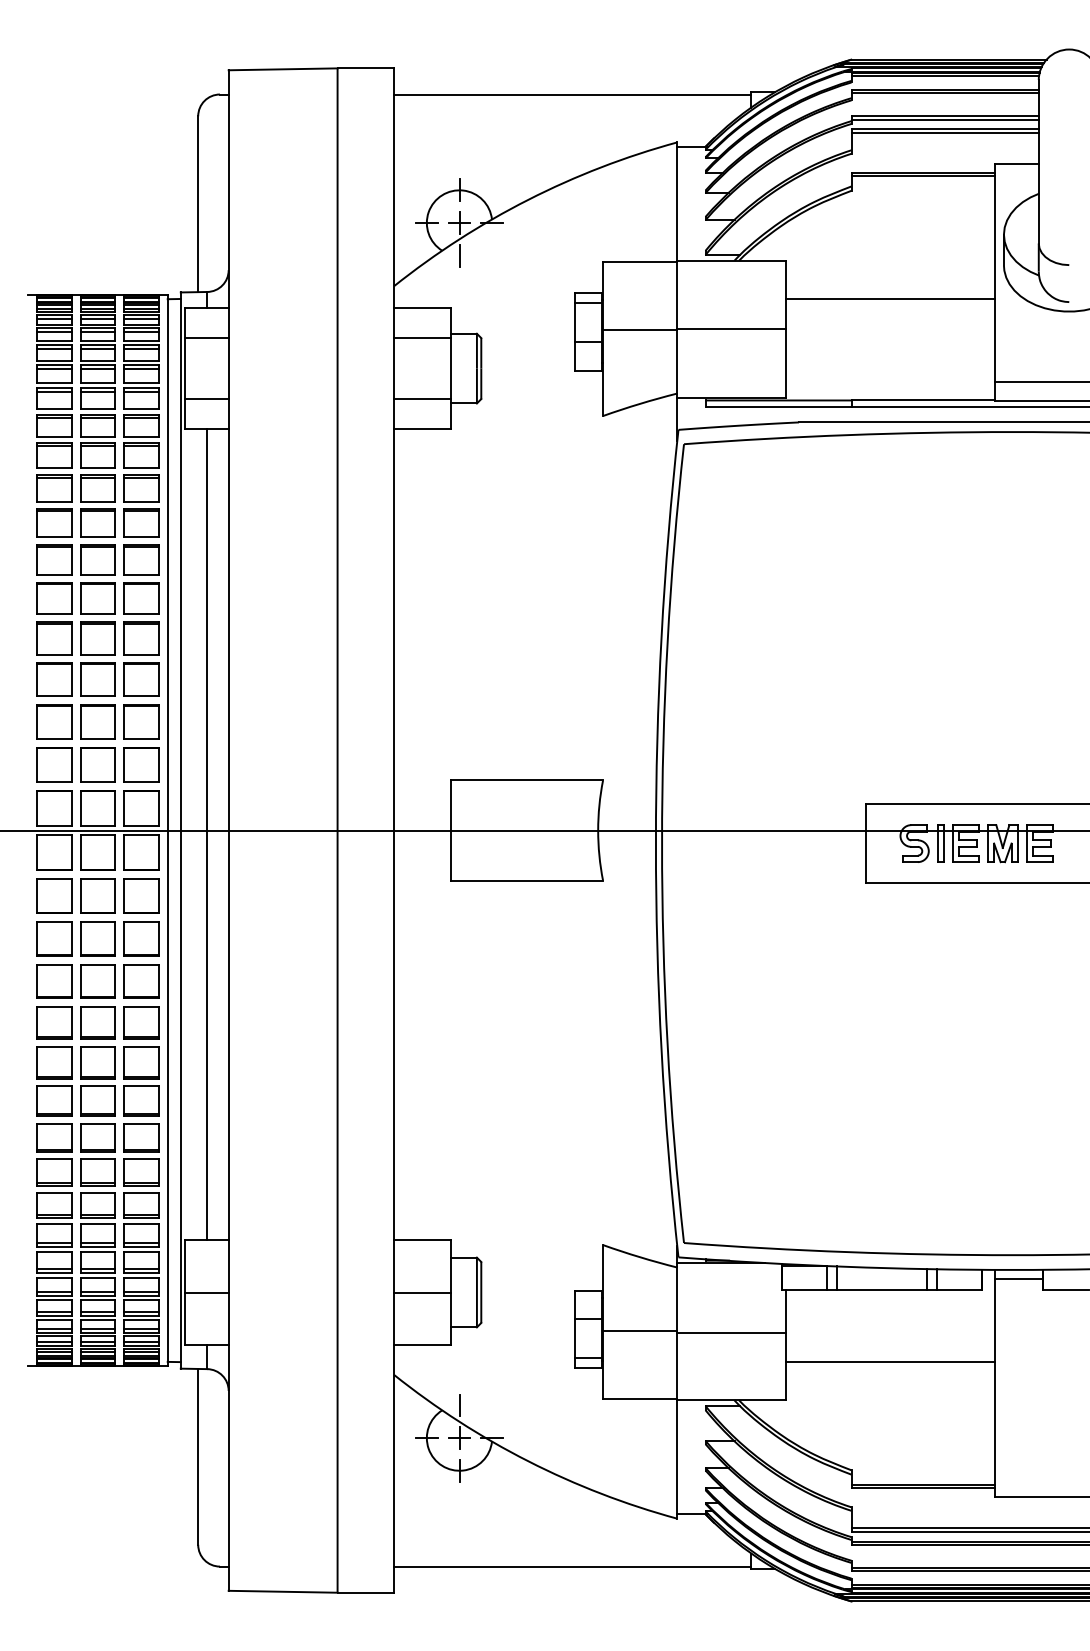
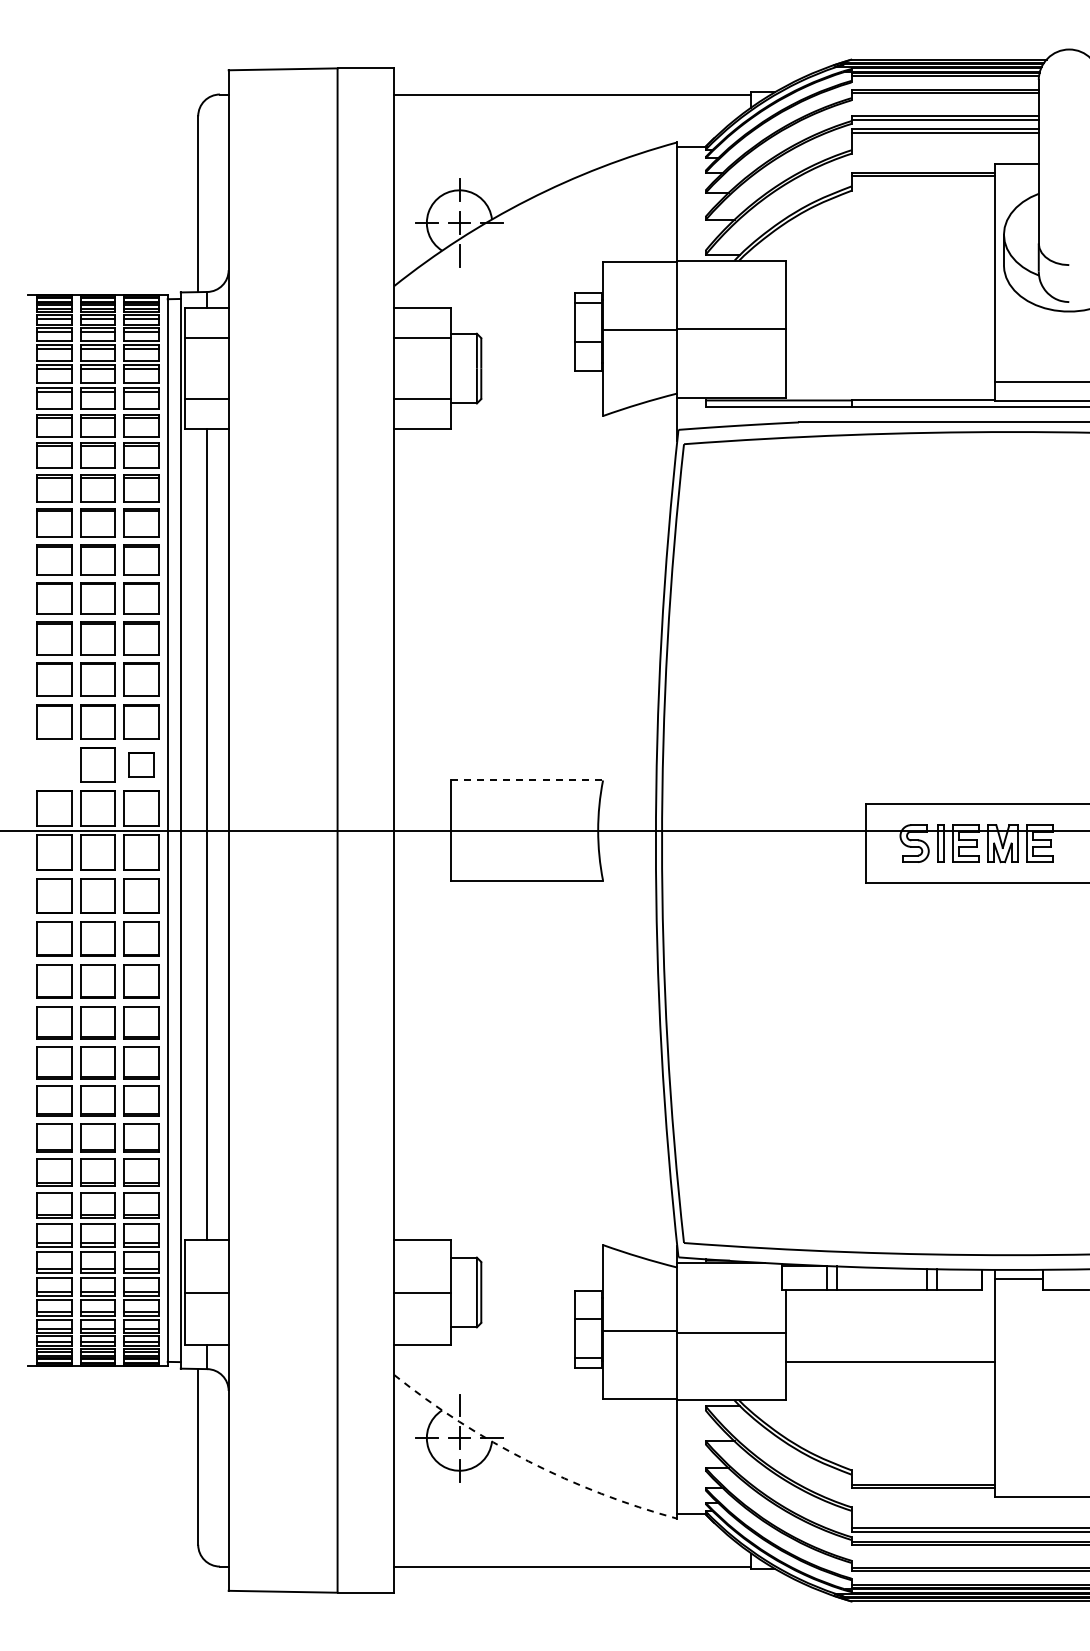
line: present -> none (890, 298)
part: present -> none (54, 764)
part size: 37x36 px -> 27x26 px (141, 764)
line: solid -> dashed (527, 780)
arc: solid -> dashed (528, 1461)
